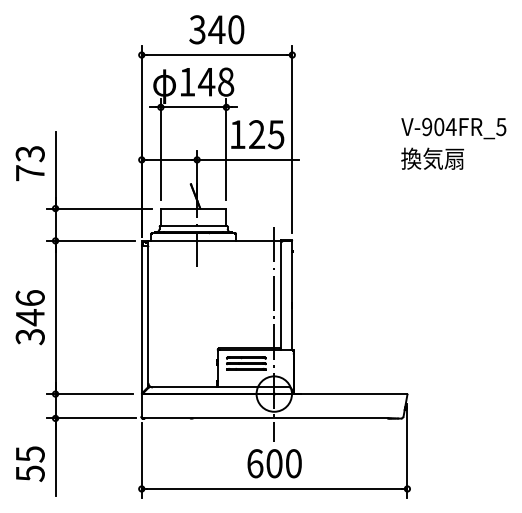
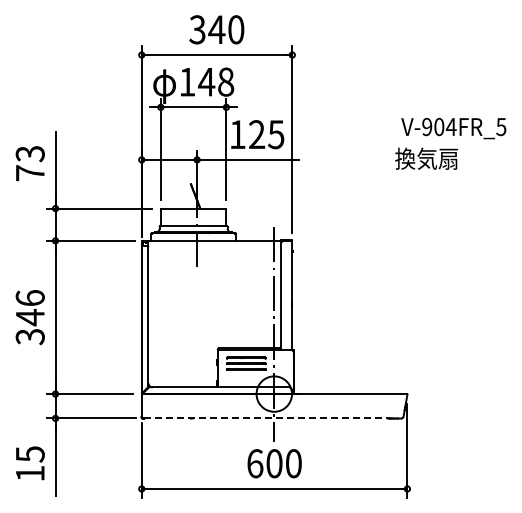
text position: (432, 158) -> (426, 158) (426, 158)
line: solid -> dashed (266, 418)
text: 55 -> 15 (30, 473)
